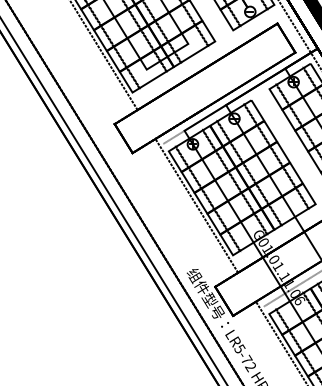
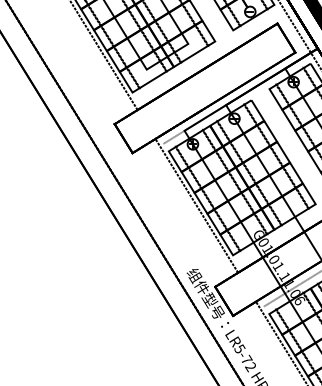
line: present -> none (113, 201)
